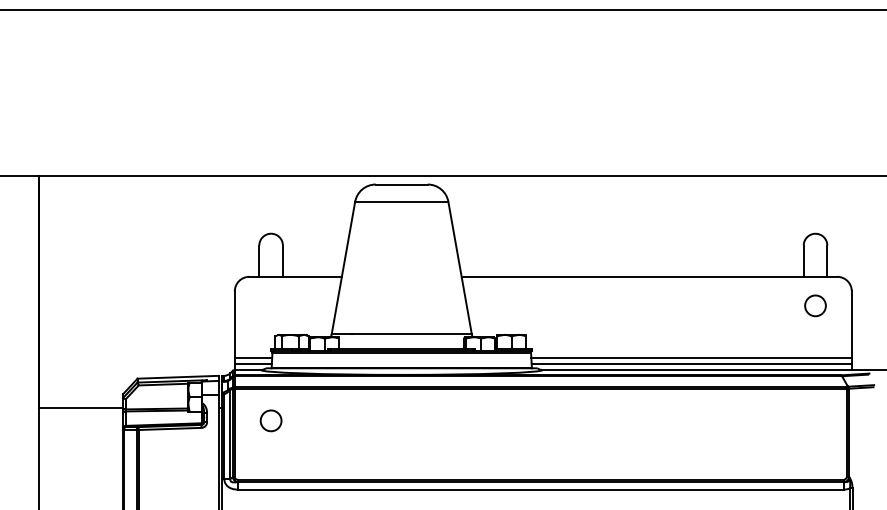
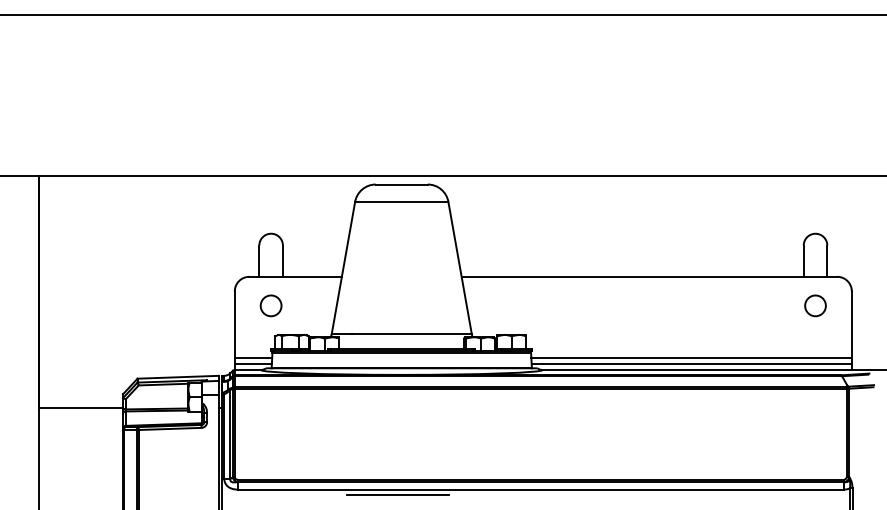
line position: (442, 10) -> (442, 15) (442, 15)
circle position: (270, 420) -> (270, 305) (270, 305)
line: none -> present (397, 494)
